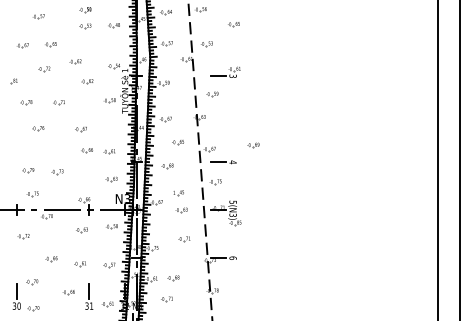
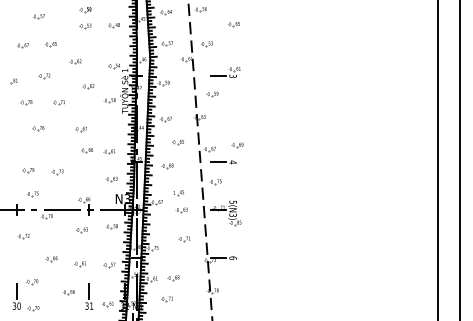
part position: (44, 69) -> (44, 76) (44, 76)
part position: (87, 81) -> (88, 86) (88, 86)
part position: (253, 145) -> (237, 145) (237, 145)
